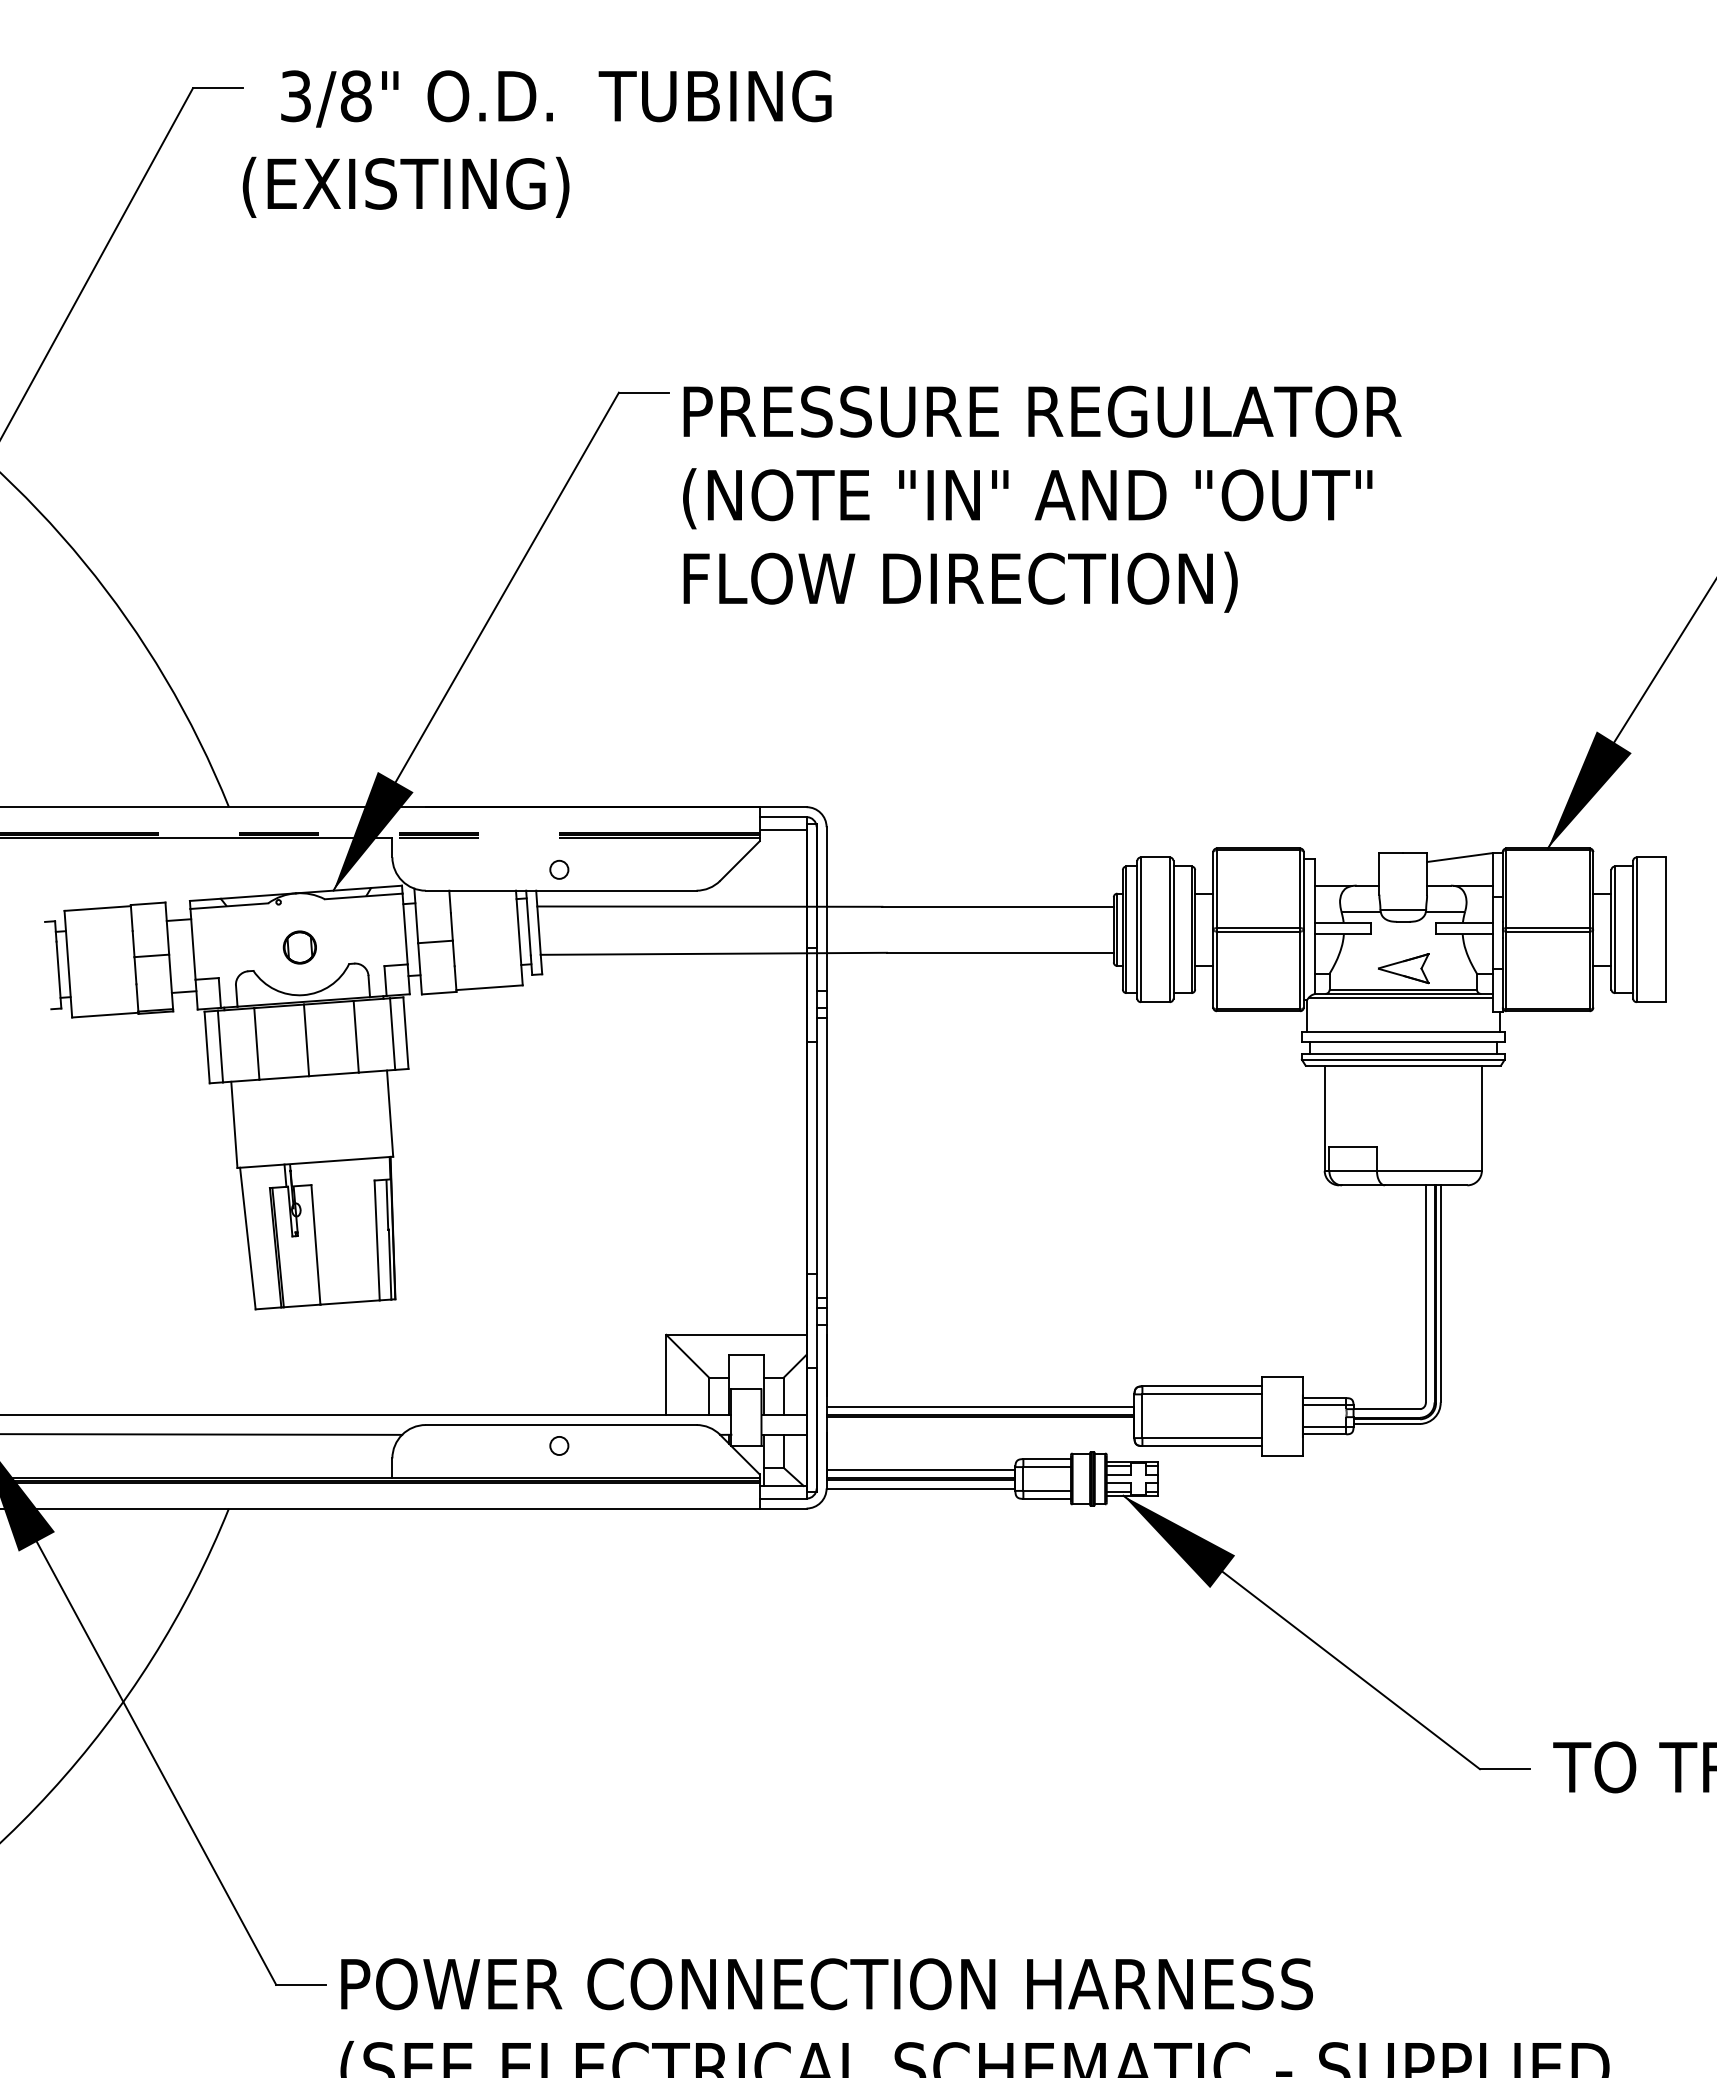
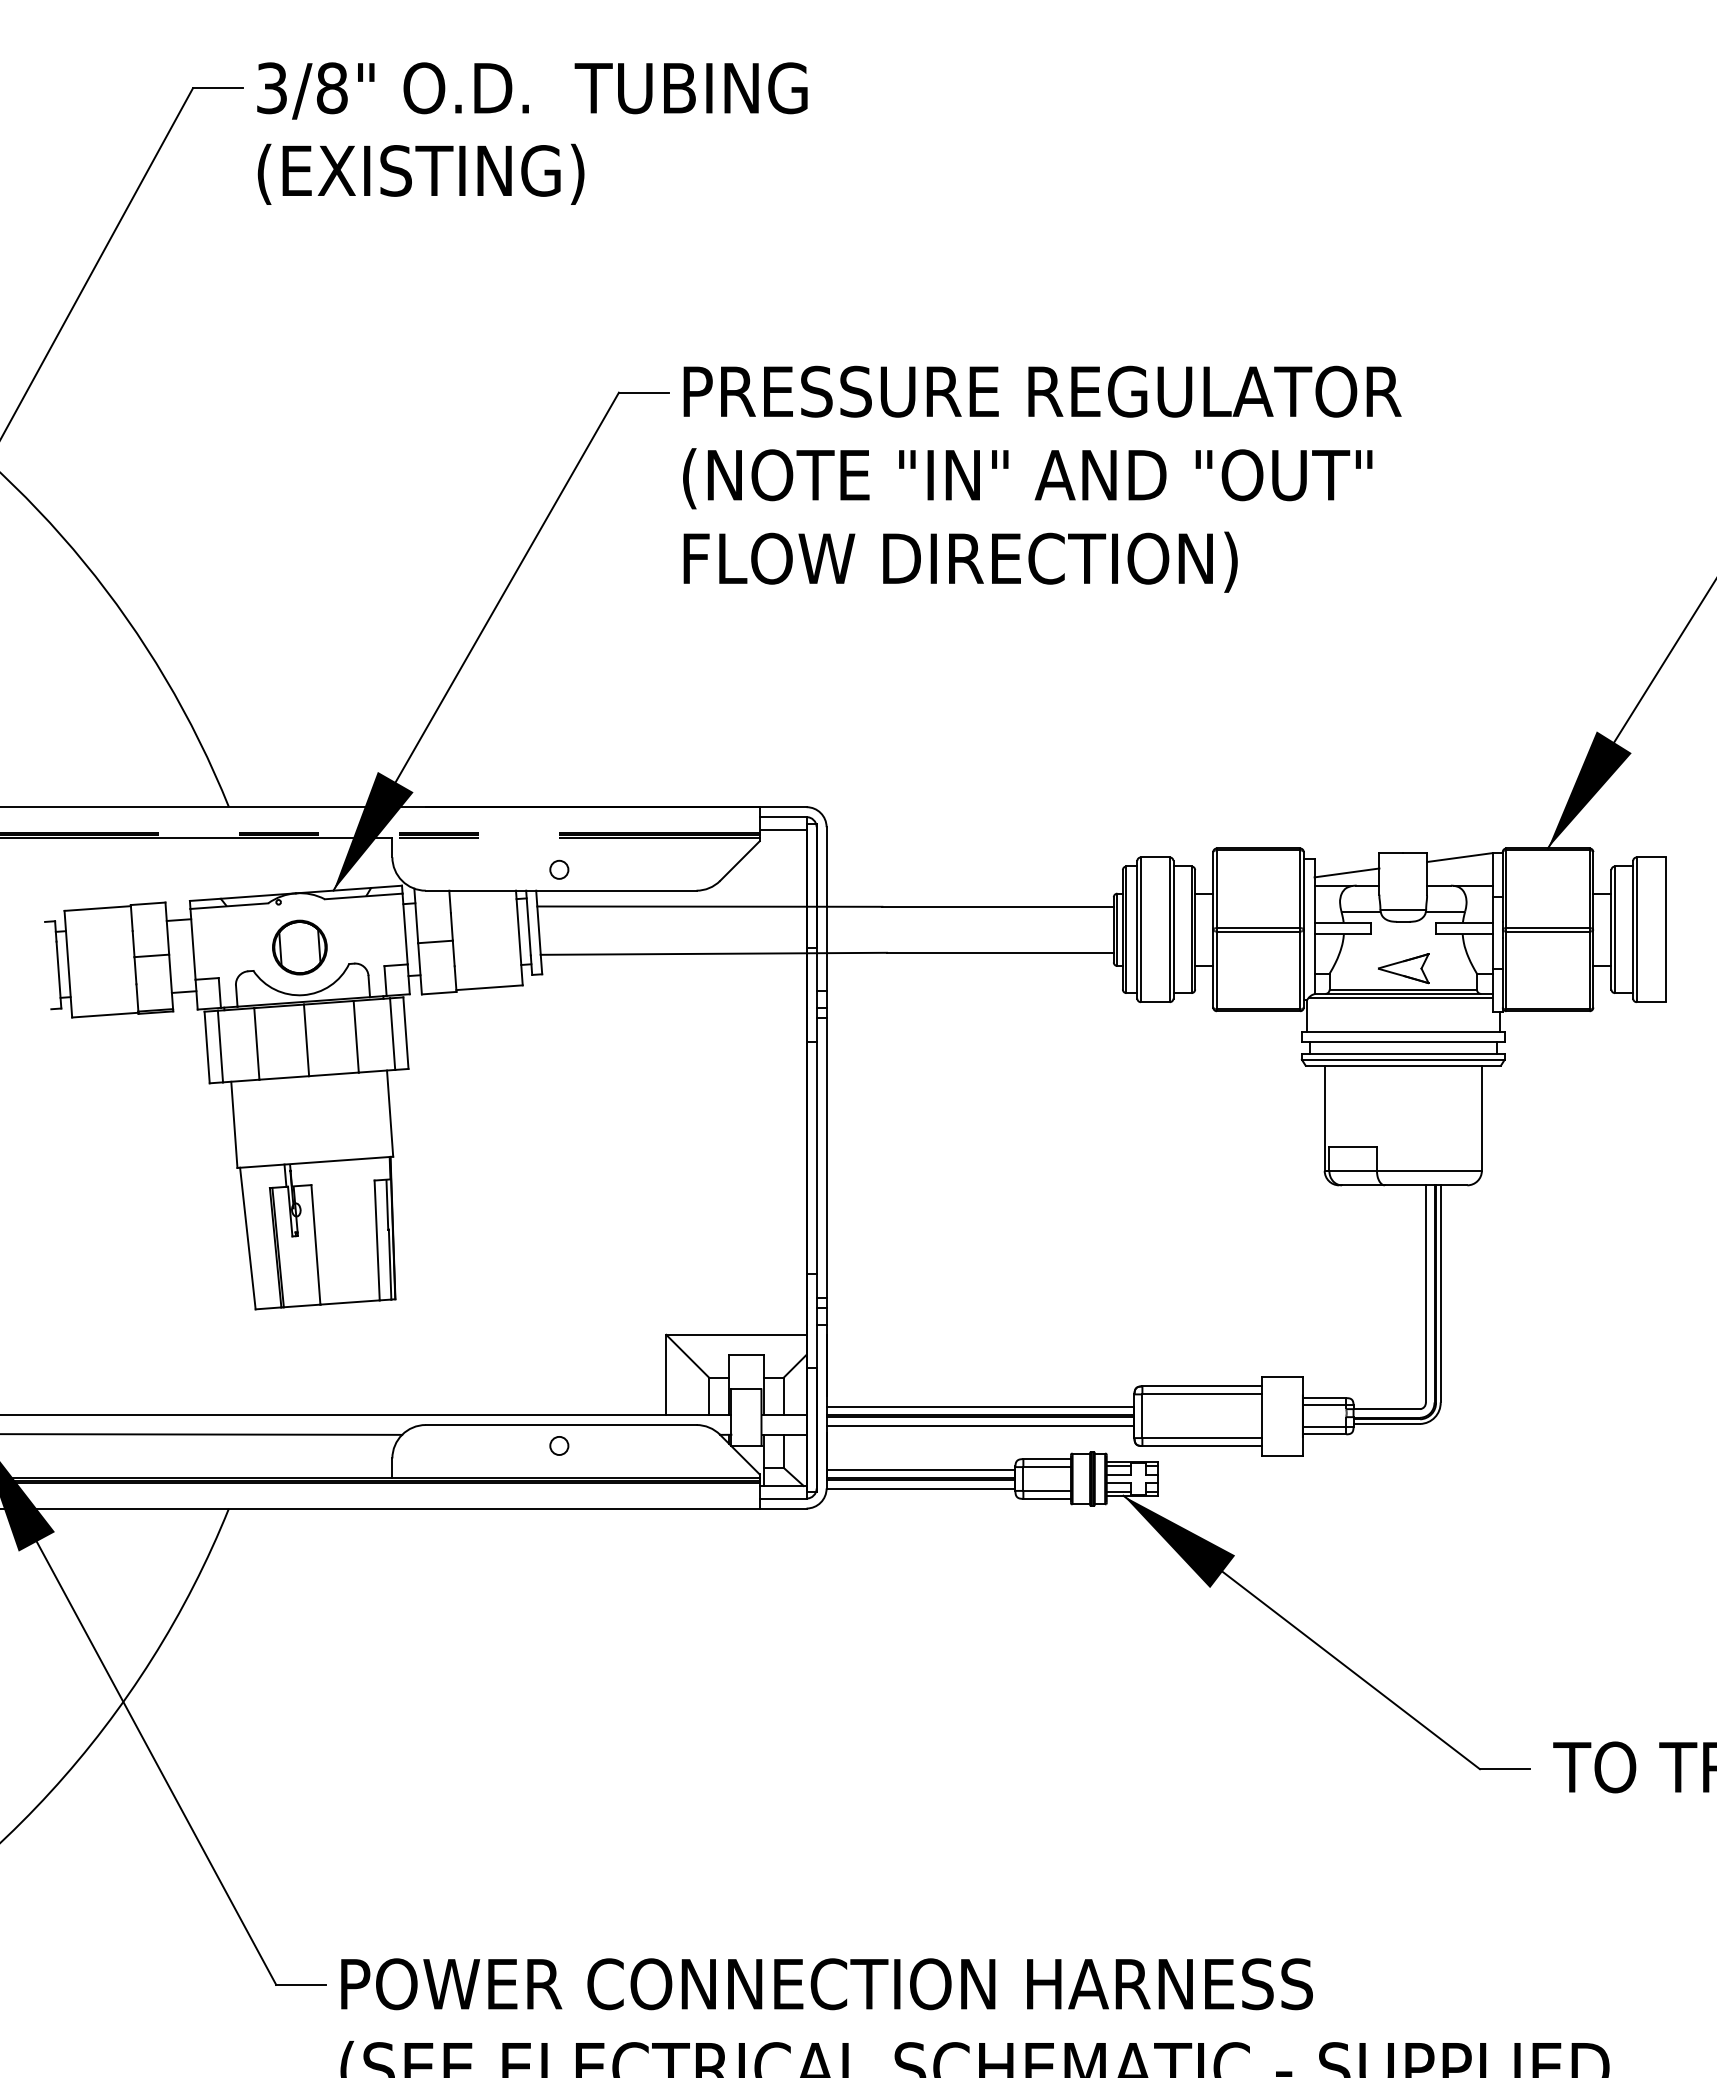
text position: (556, 98) -> (532, 90) (532, 90)
text position: (405, 186) -> (420, 173) (420, 173)
text position: (1042, 498) -> (1042, 478) (1042, 478)
line: none -> present (1346, 872)
part size: 35x35 px -> 56x57 px (299, 947)
line: none -> present (980, 1425)
